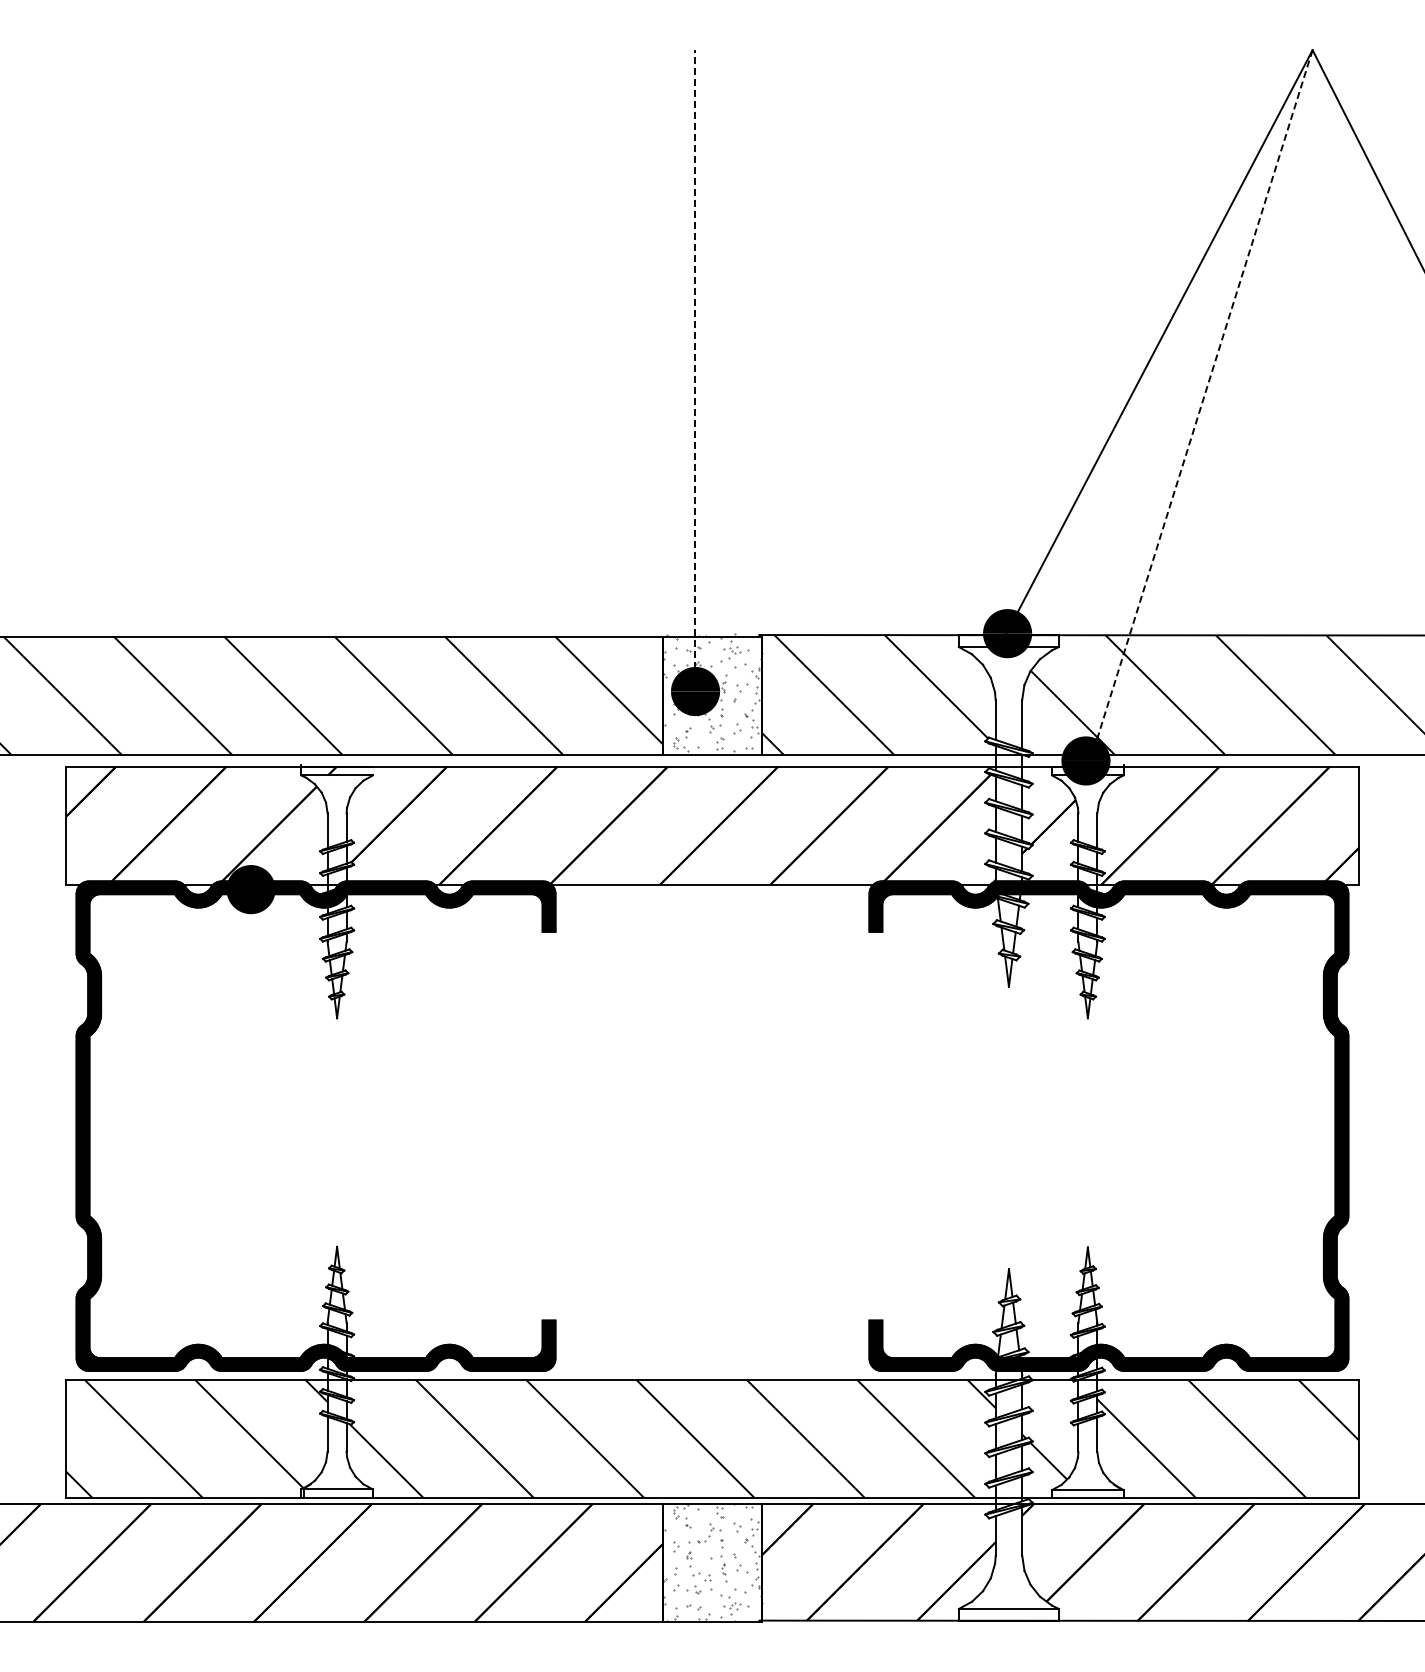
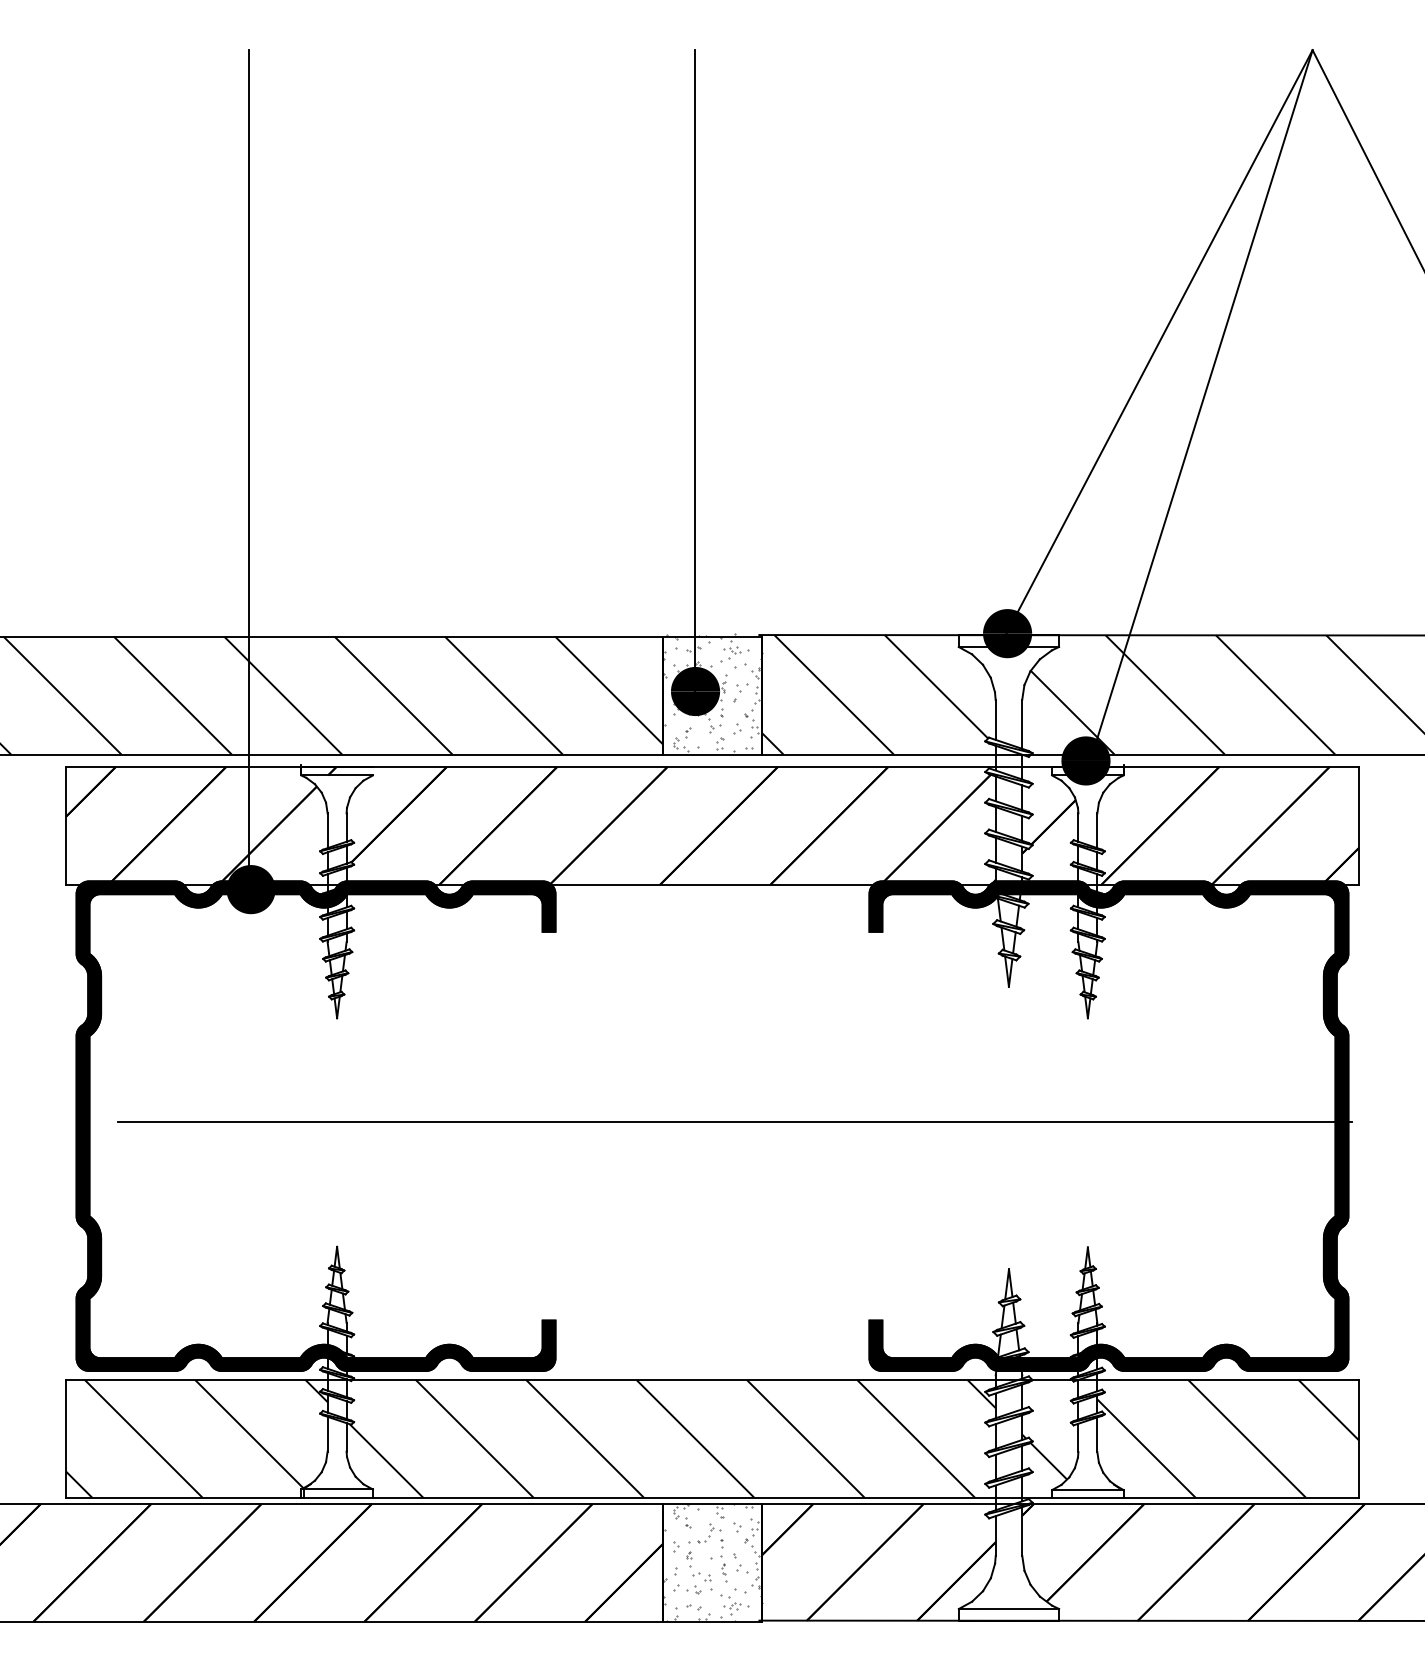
line: dashed -> solid (694, 370)
line: dashed -> solid (1202, 402)
line: none -> present (249, 467)
line: none -> present (735, 1122)
